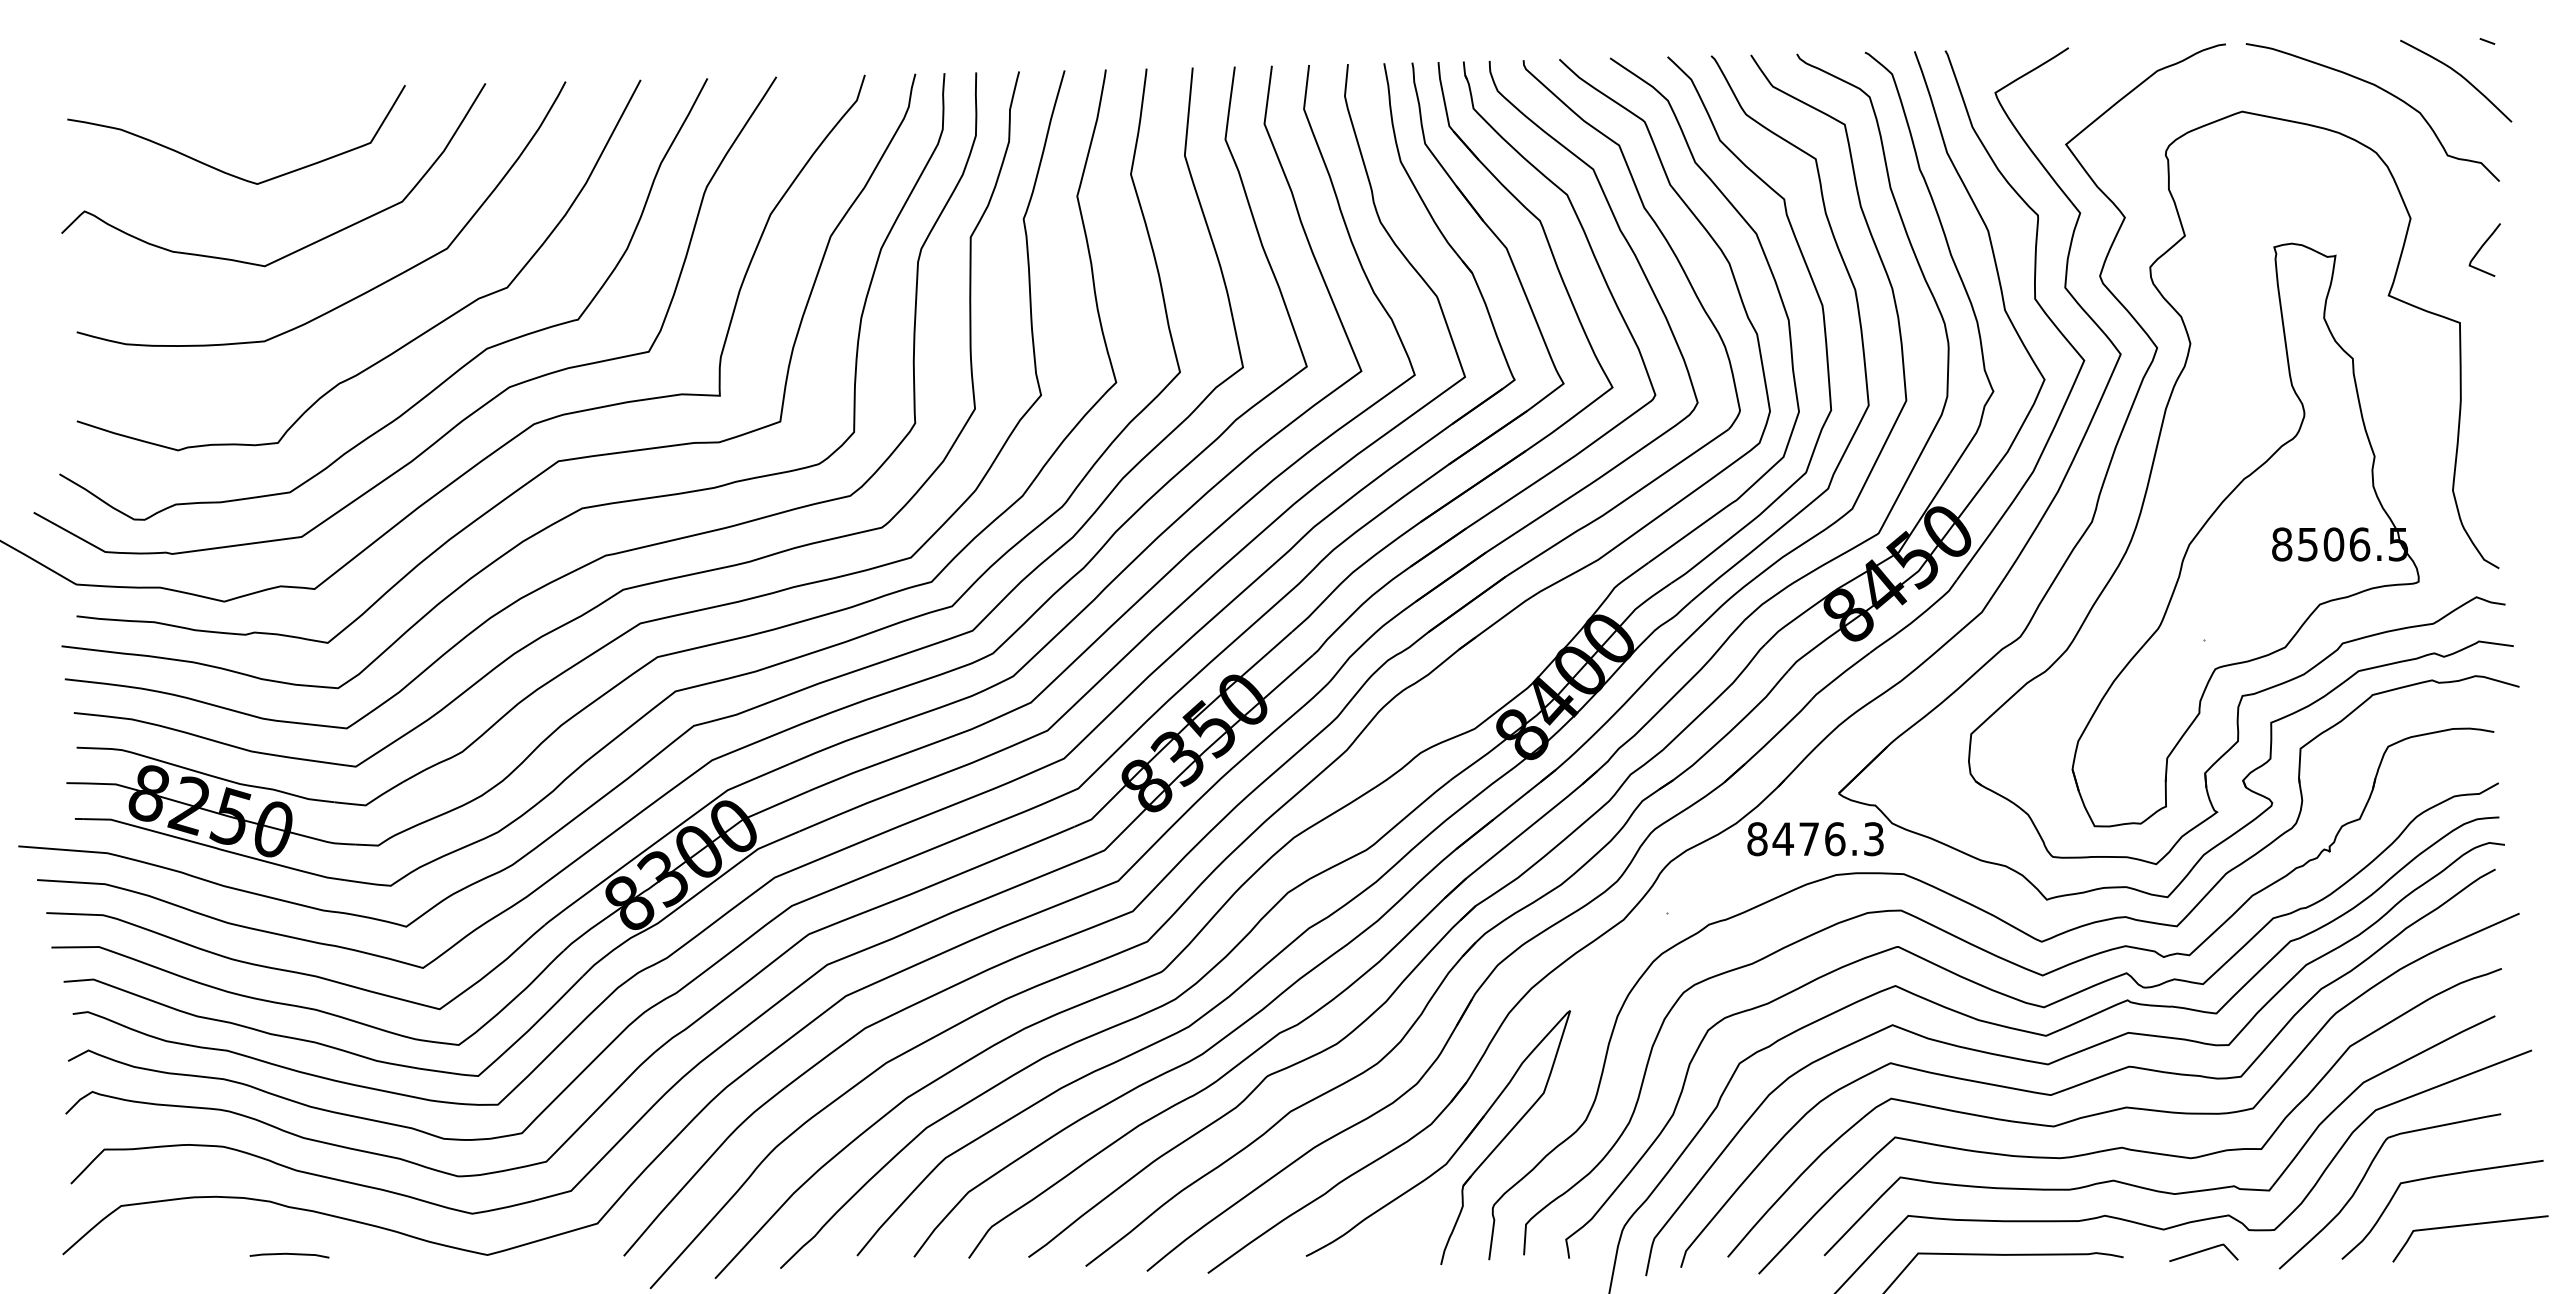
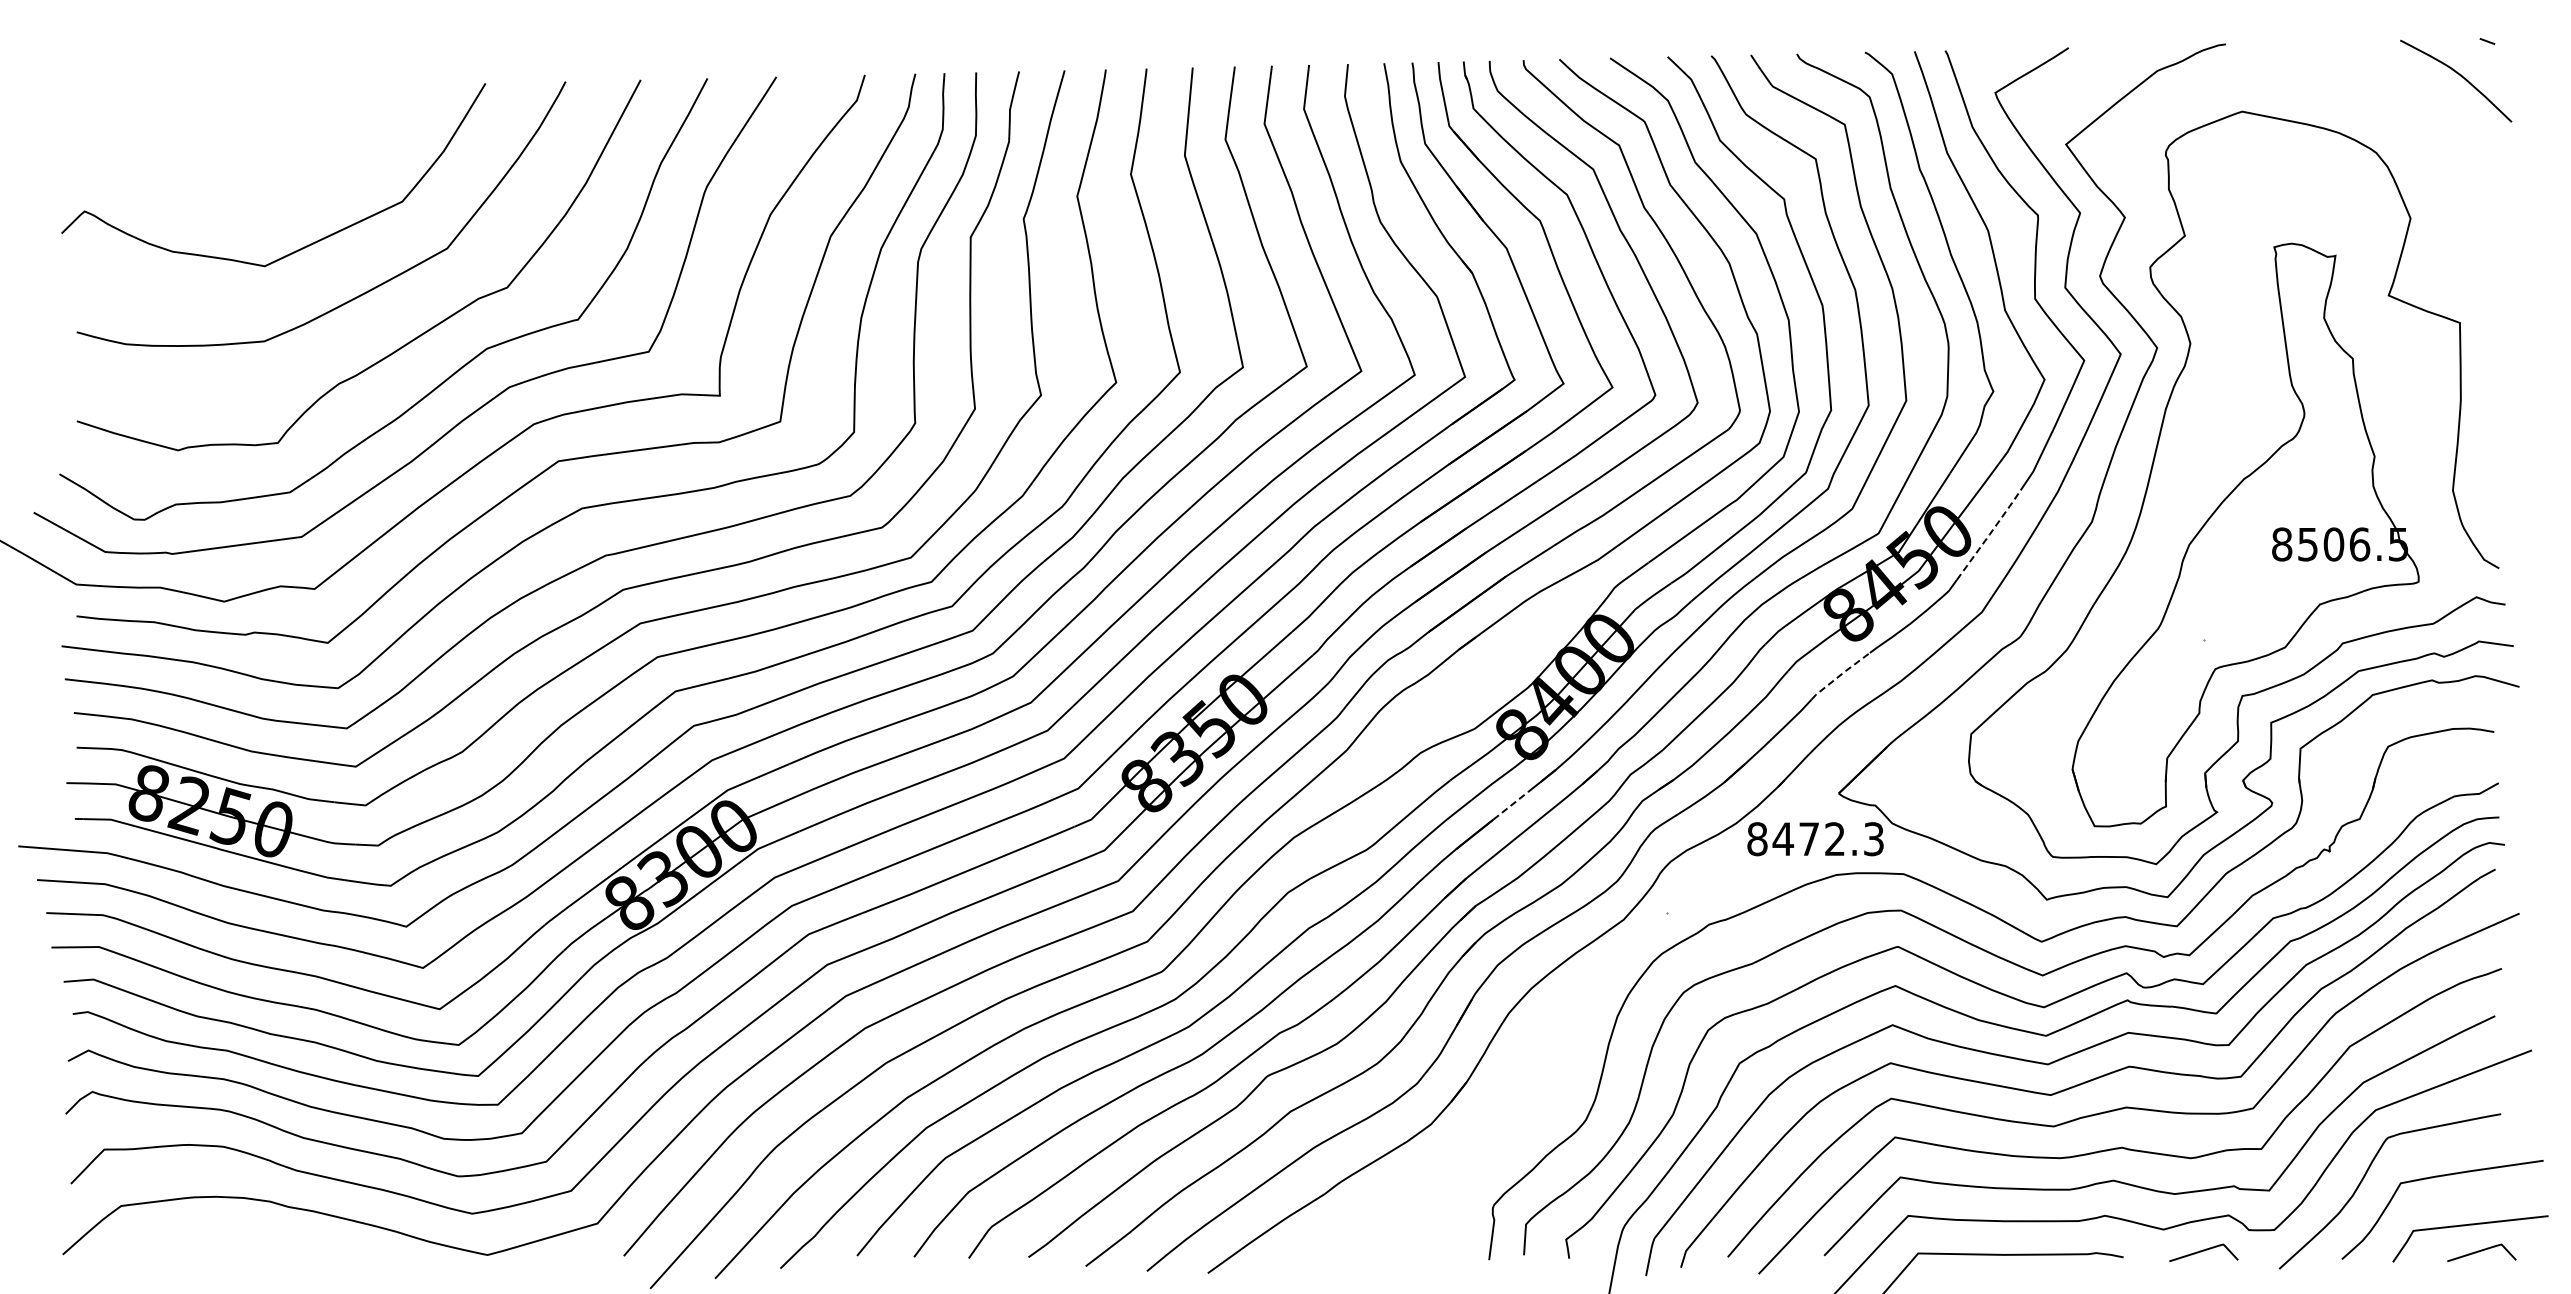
curve: present -> none (2382, 90)
curve: present -> none (220, 169)
curve: present -> none (2482, 247)
line: solid -> dashed (1989, 534)
line: solid -> dashed (1839, 675)
line: solid -> dashed (1511, 805)
text: 8476.3 -> 8472.3 (1835, 839)
part: present -> none (1455, 1150)
curve: none -> present (2481, 1251)
line: present -> none (289, 1254)
